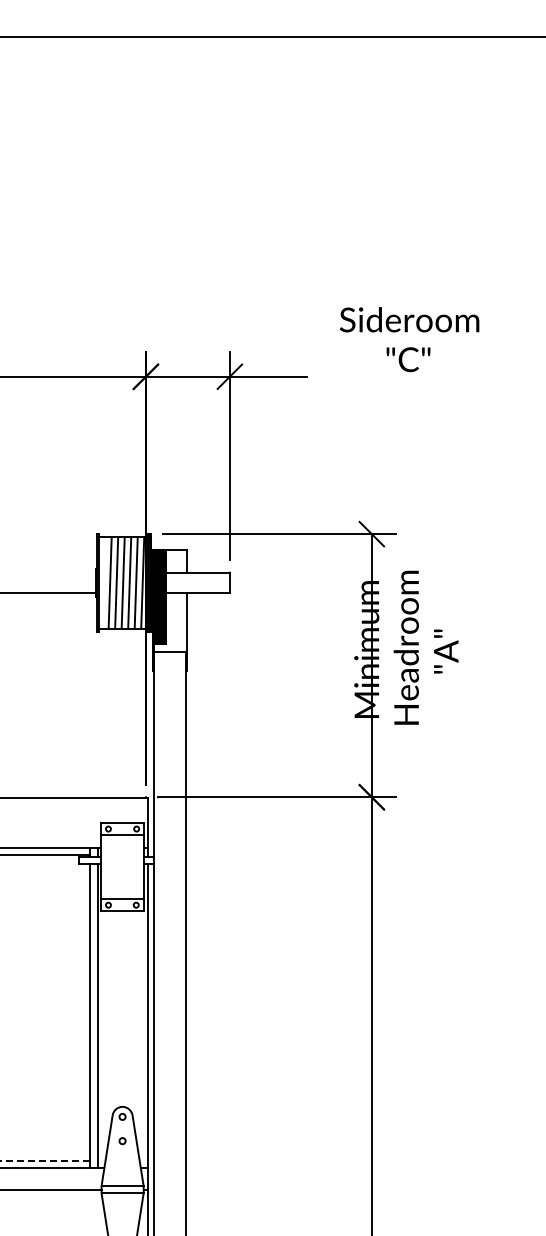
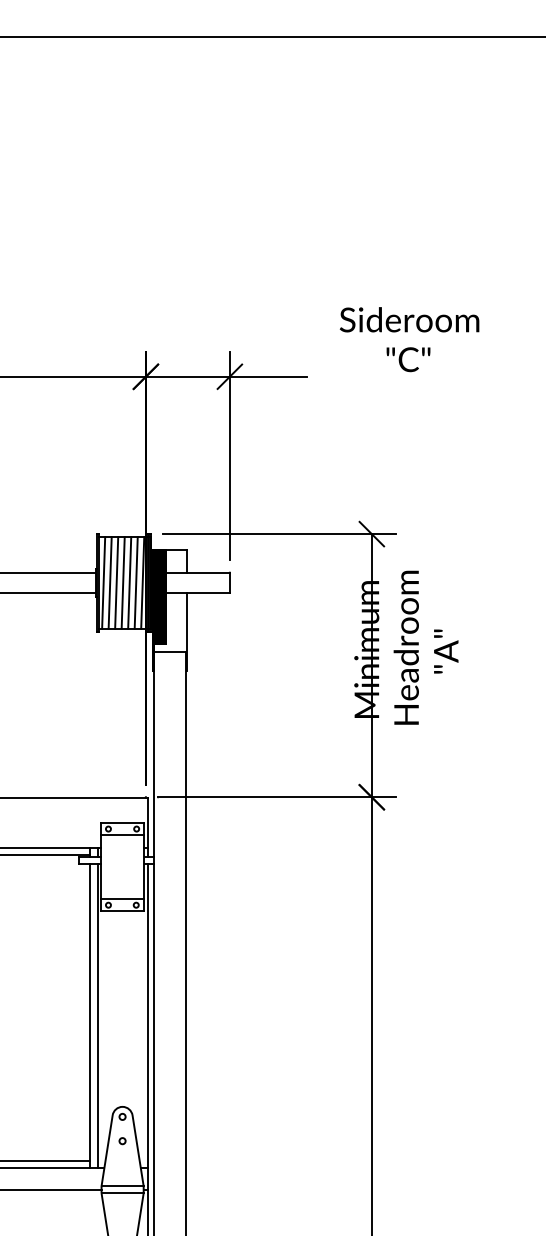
line: none -> present (48, 572)
line: none -> present (103, 582)
line: dashed -> solid (45, 1160)
